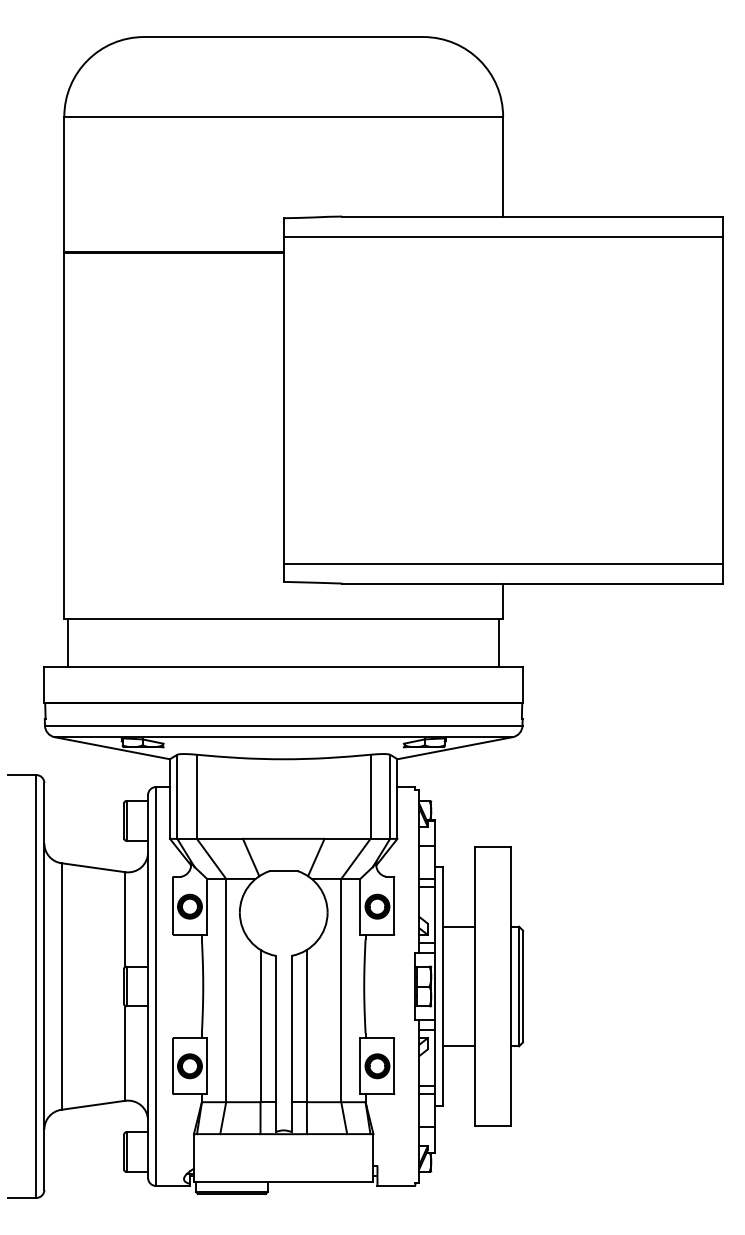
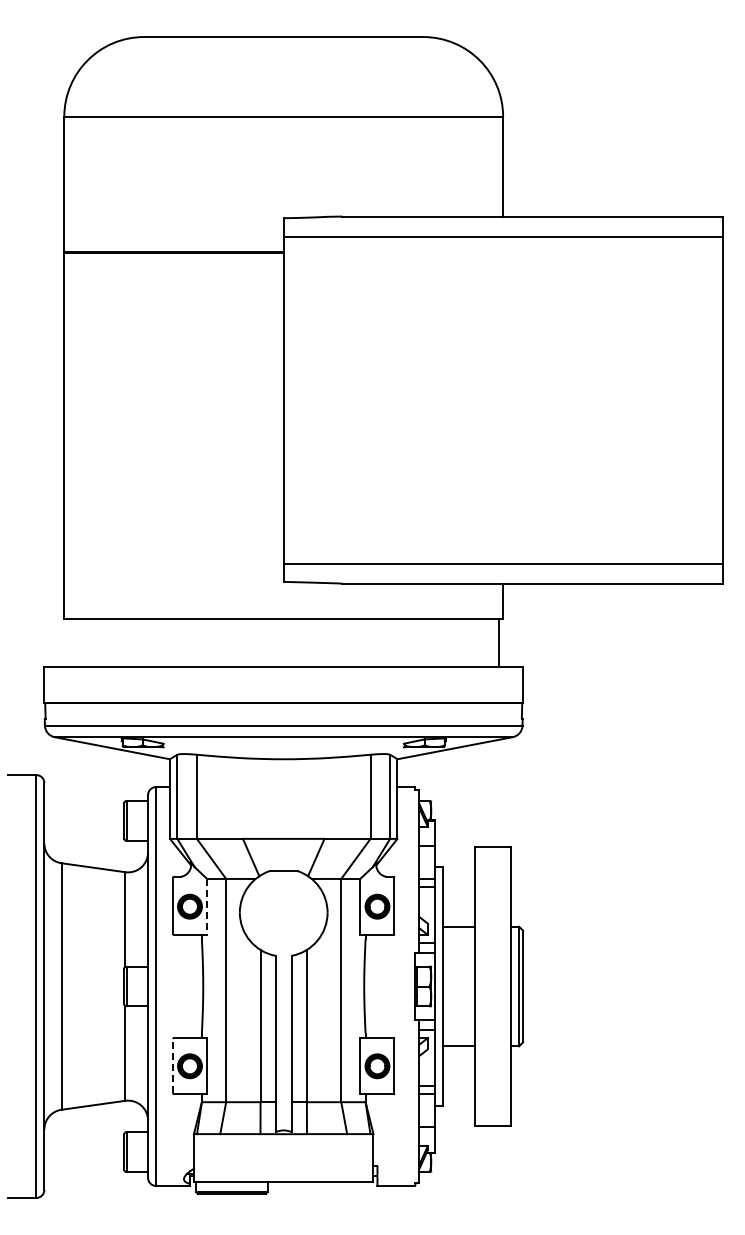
line: present -> none (68, 643)
line: solid -> dashed (207, 906)
line: solid -> dashed (173, 1065)
